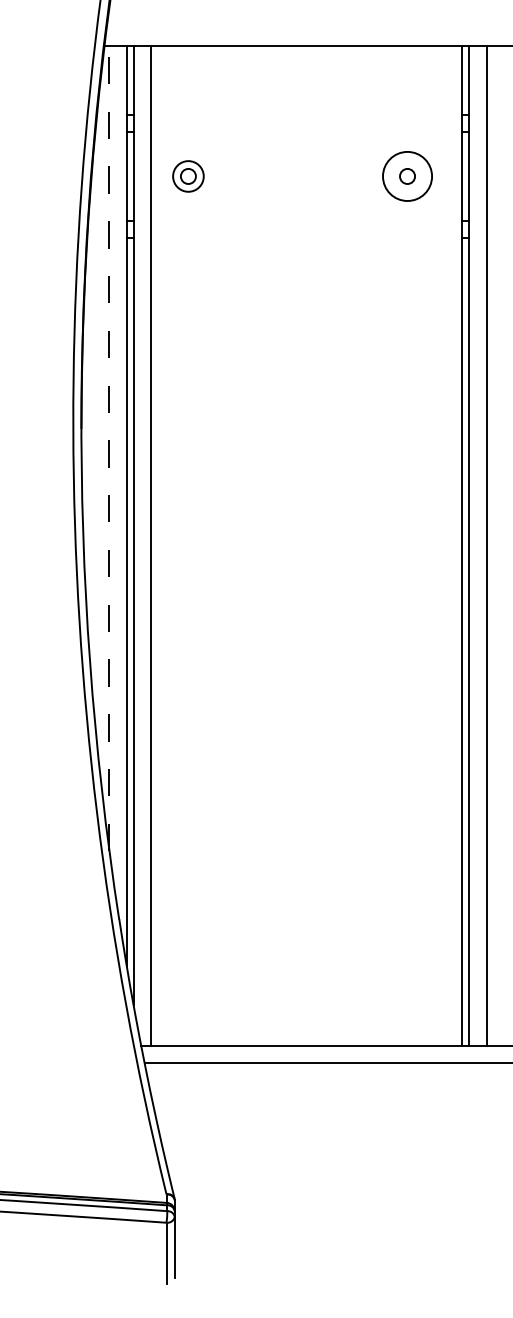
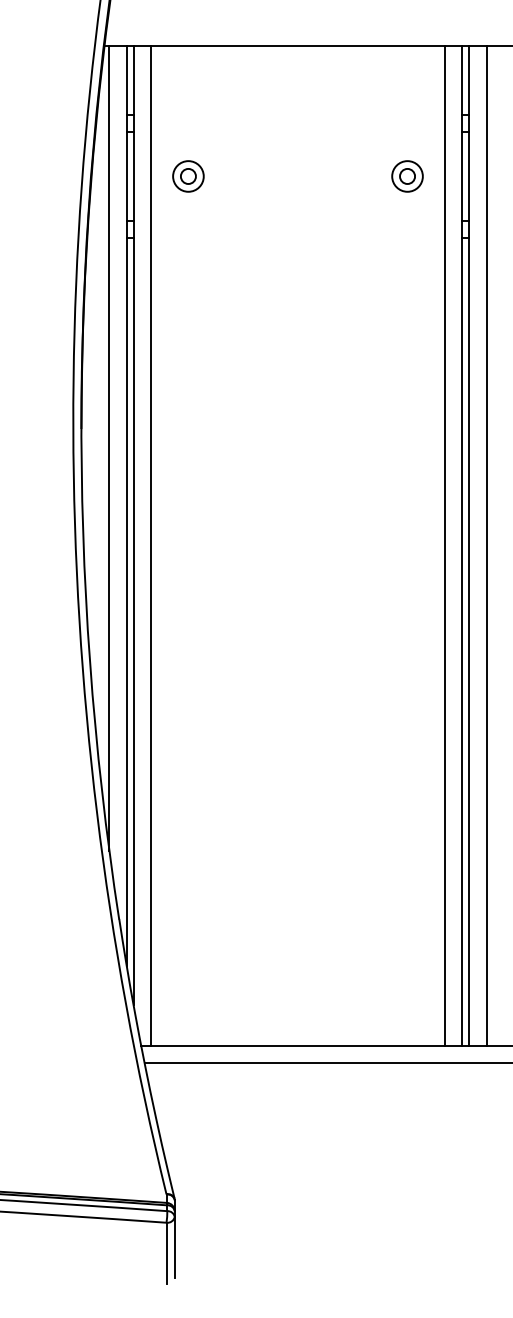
circle diameter: 49 px -> 31 px (407, 176)
line: dashed -> solid (109, 448)
line: none -> present (444, 545)
